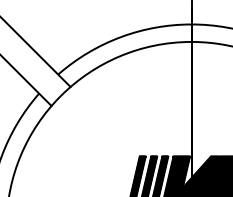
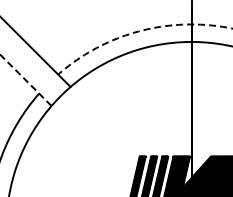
arc: solid -> dashed (137, 31)
line: solid -> dashed (25, 79)
